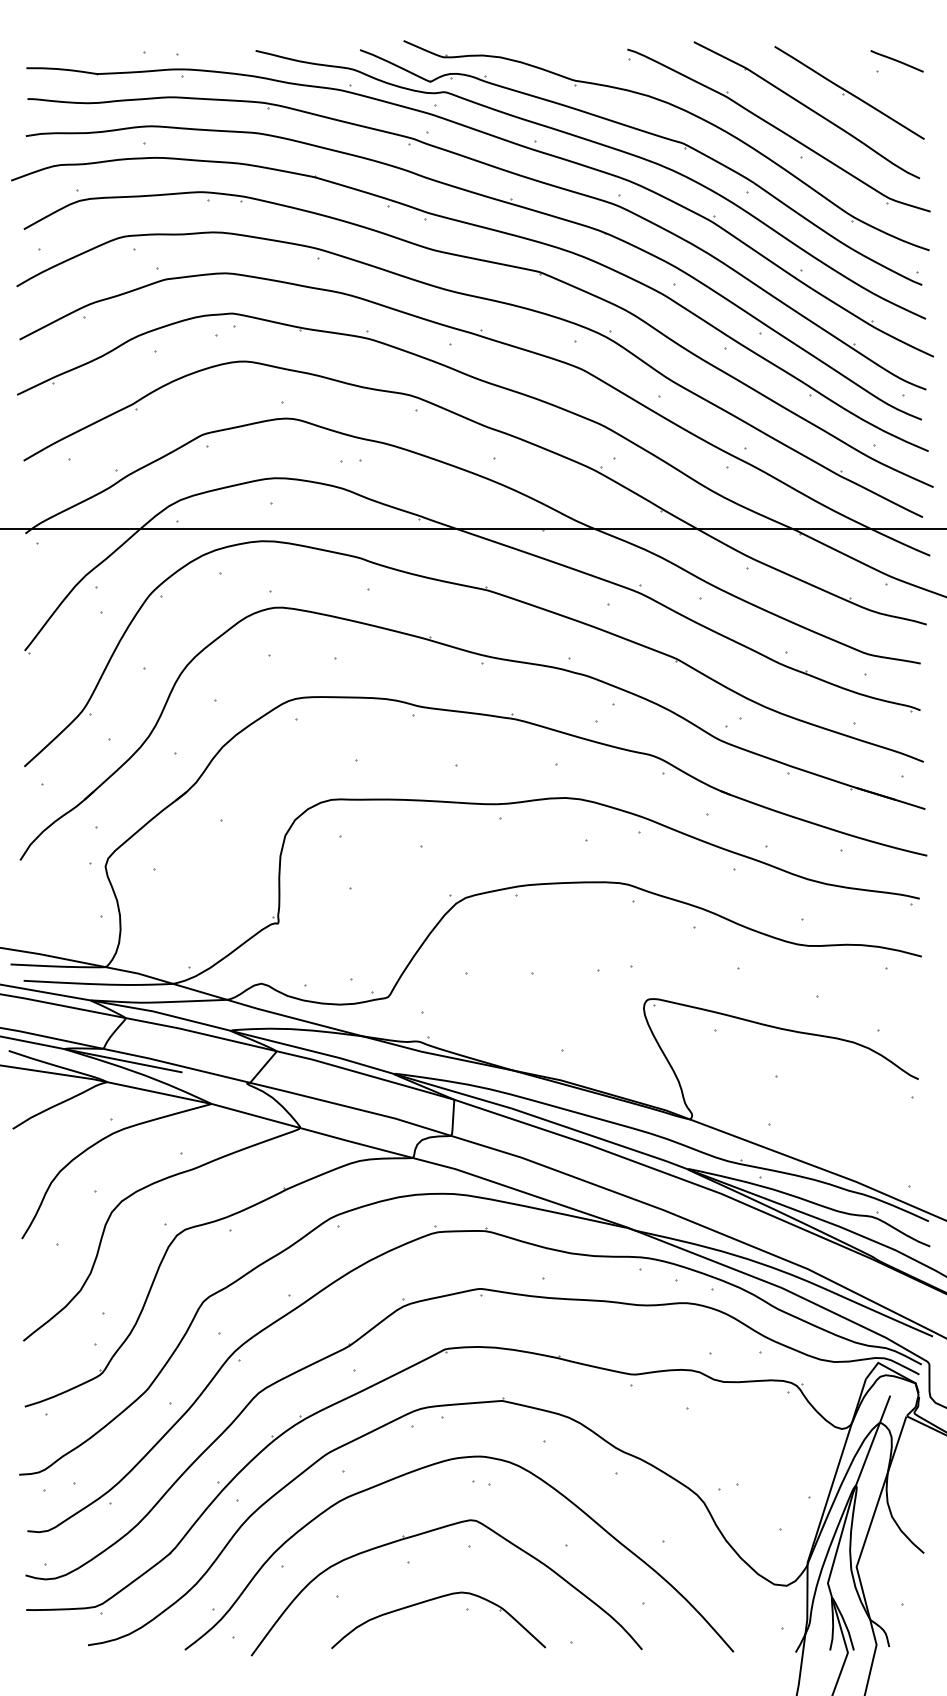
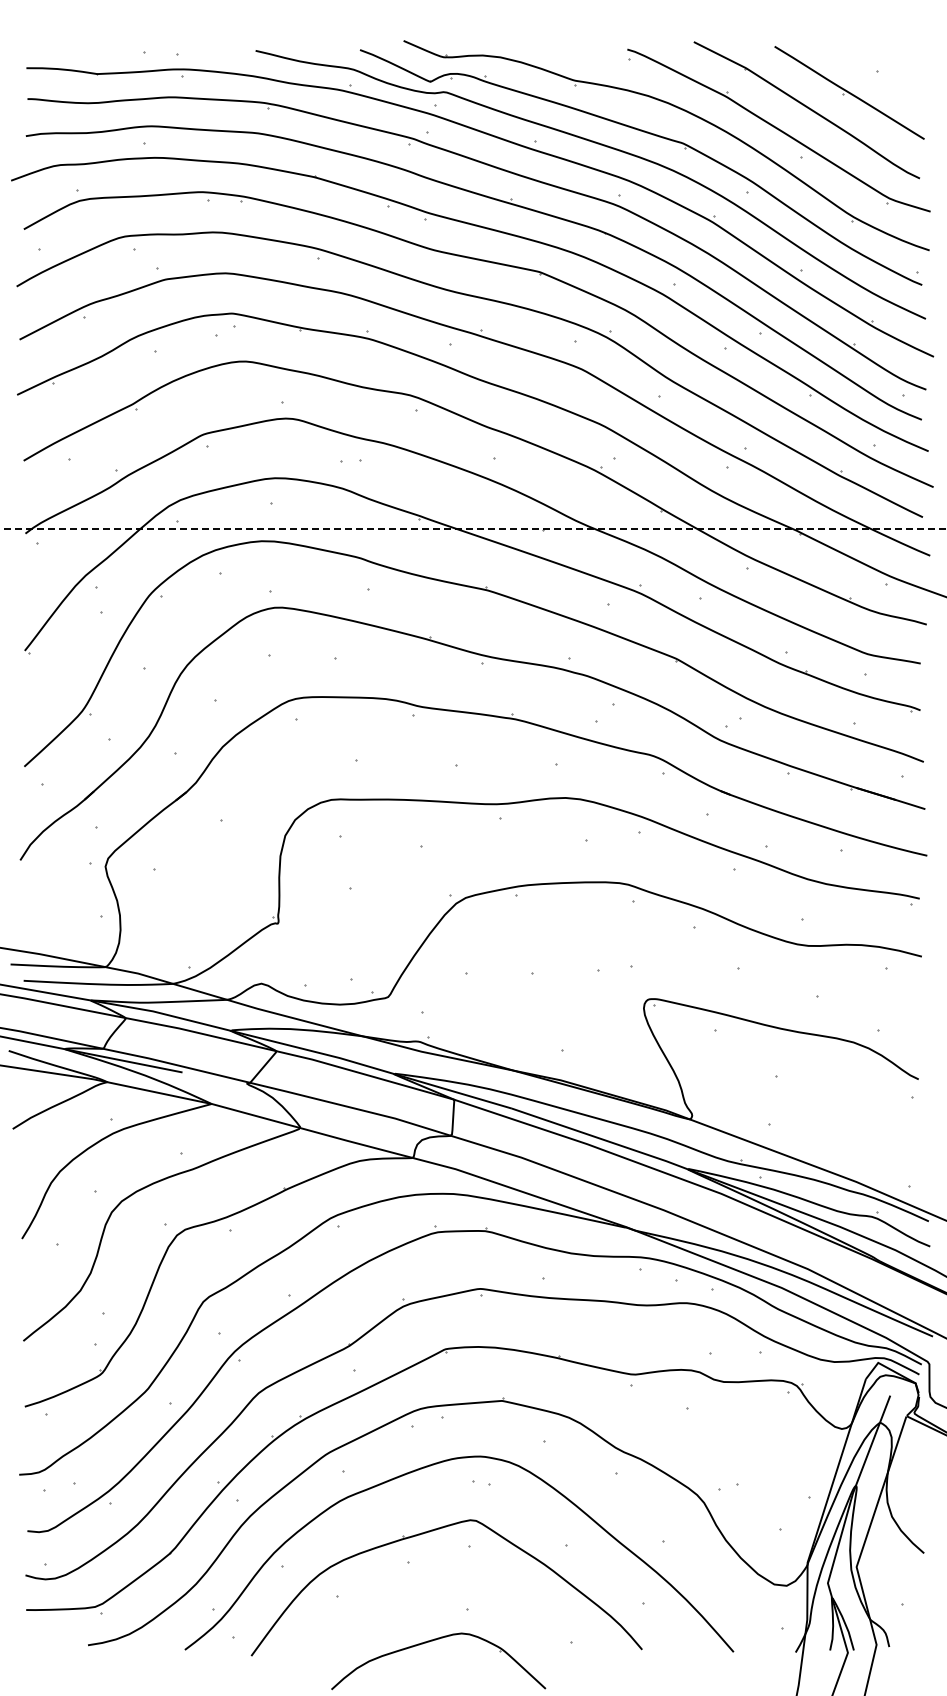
line: present -> none (896, 61)
line: solid -> dashed (472, 528)
part position: (432, 1600) -> (432, 1641) (432, 1641)
